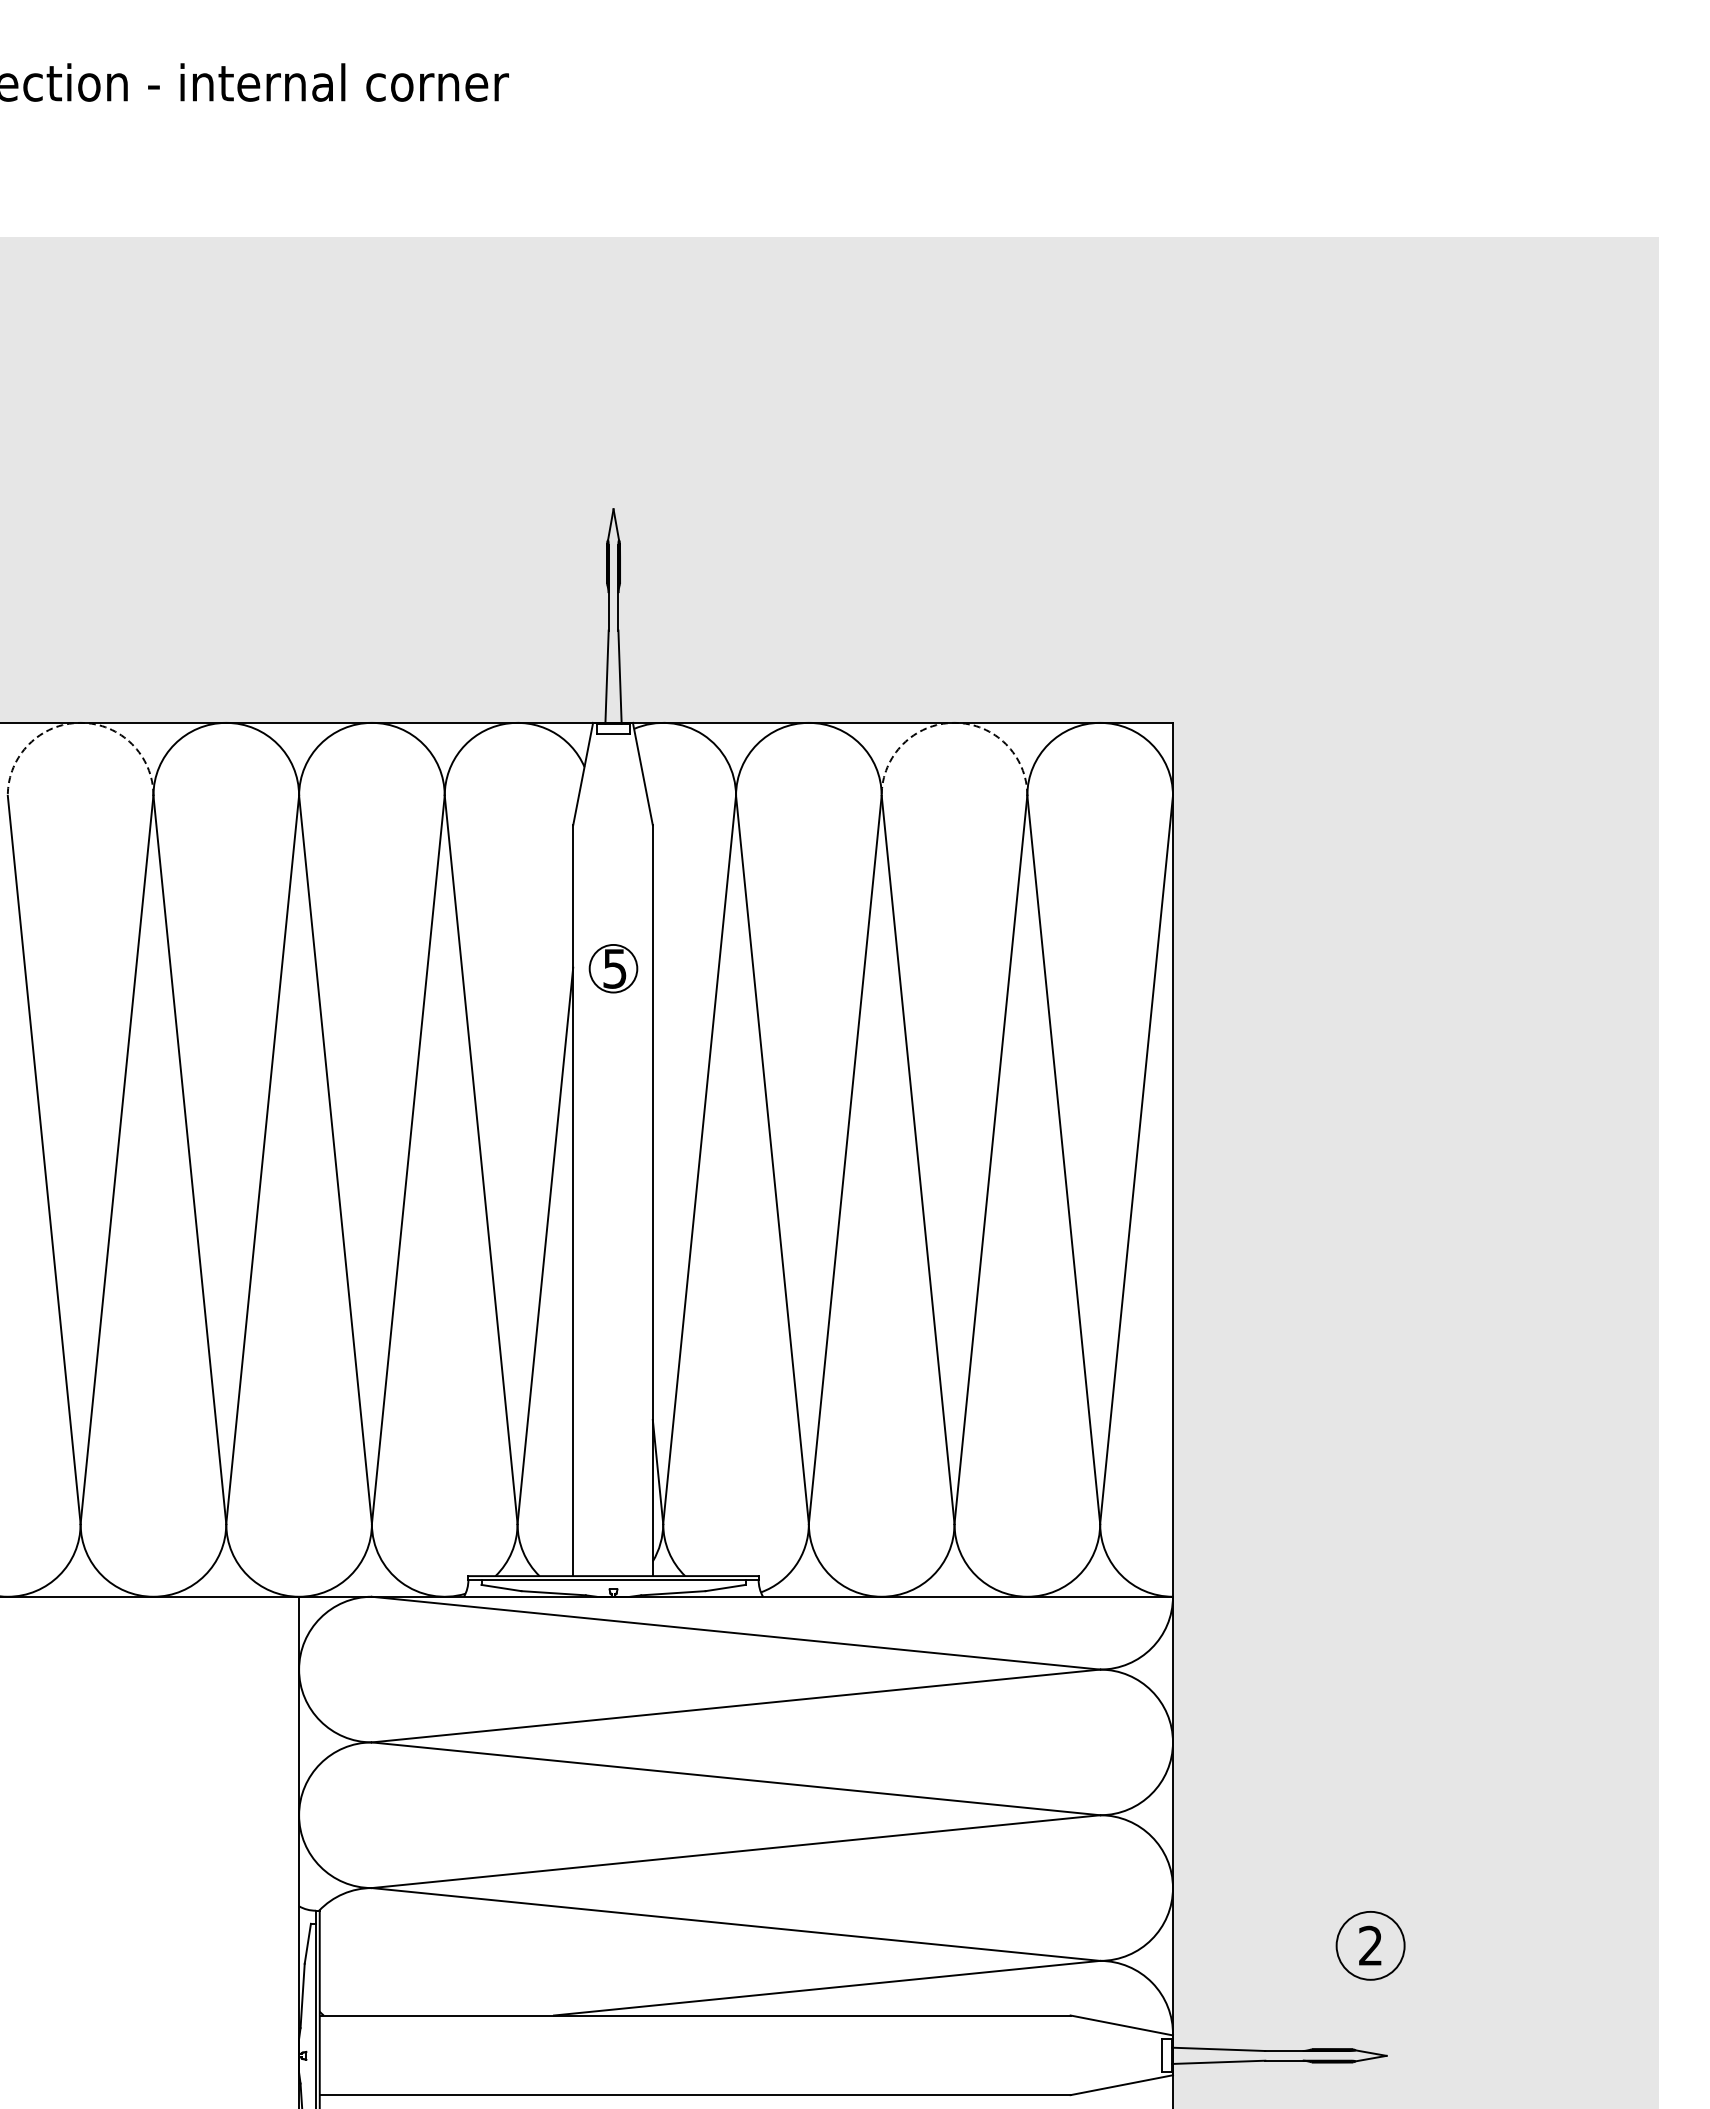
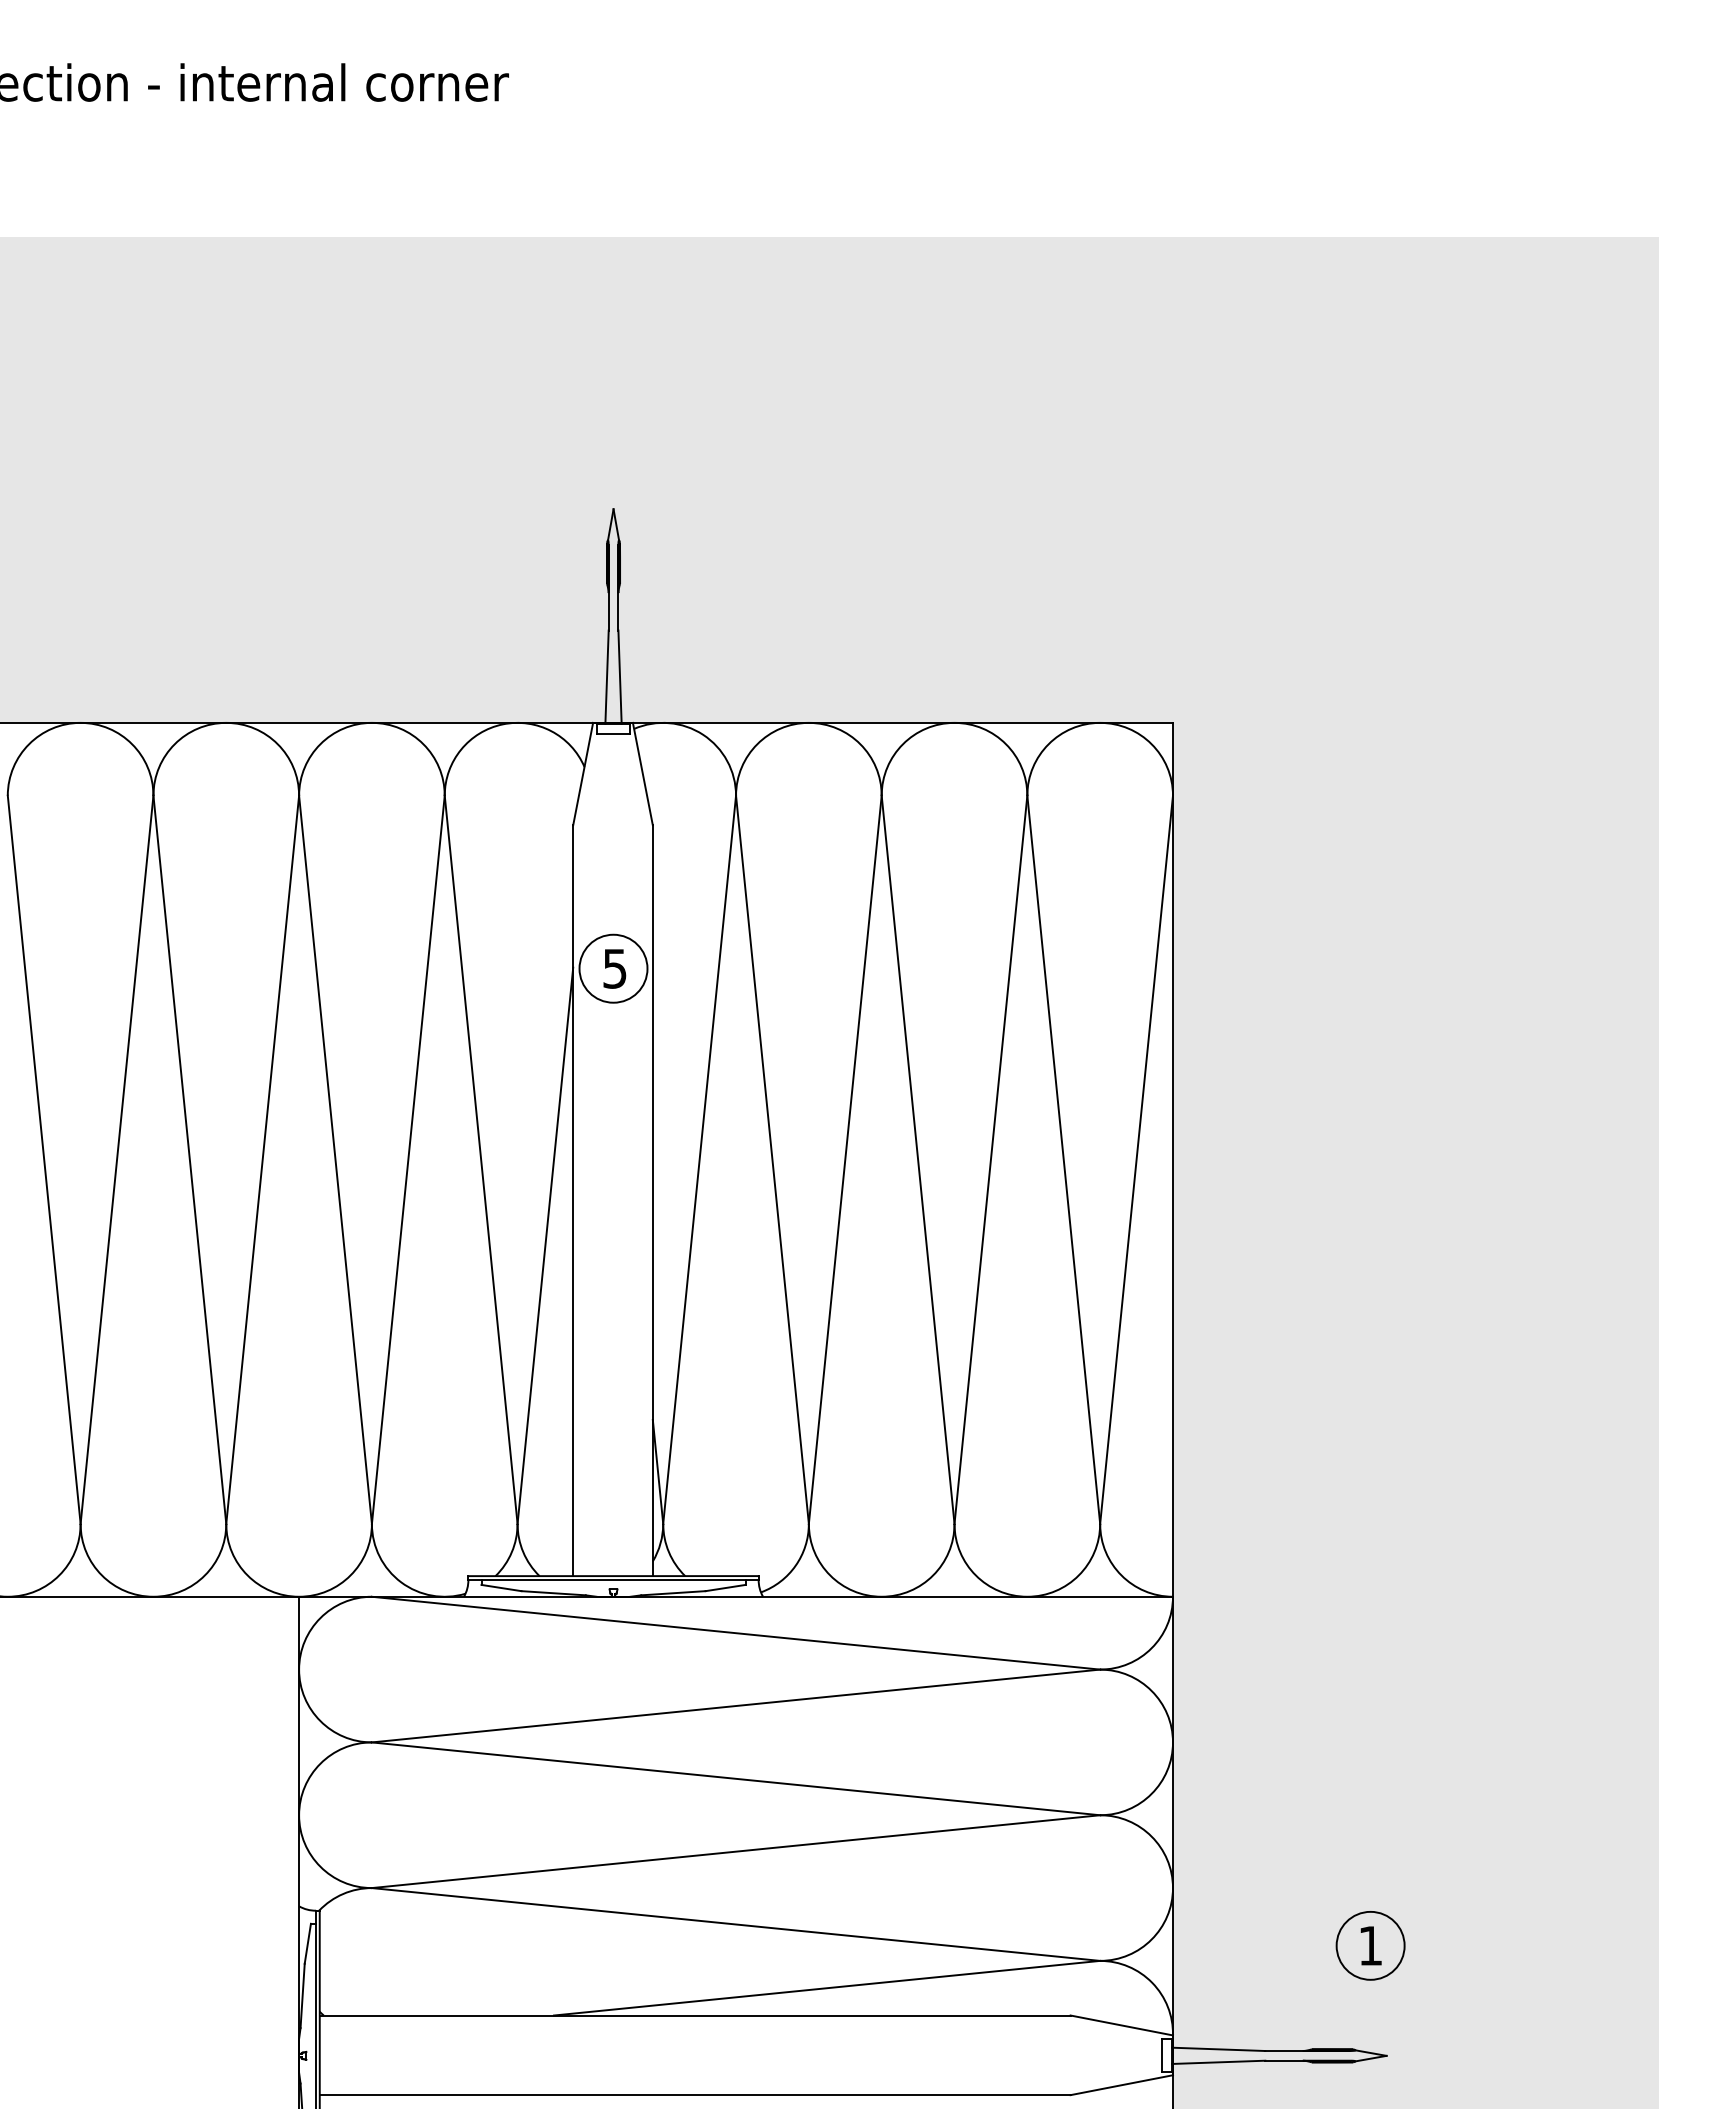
arc: dashed -> solid (80, 722)
arc: dashed -> solid (954, 722)
circle diameter: 48 px -> 68 px (613, 968)
text: 2 -> 1 (1370, 1945)
